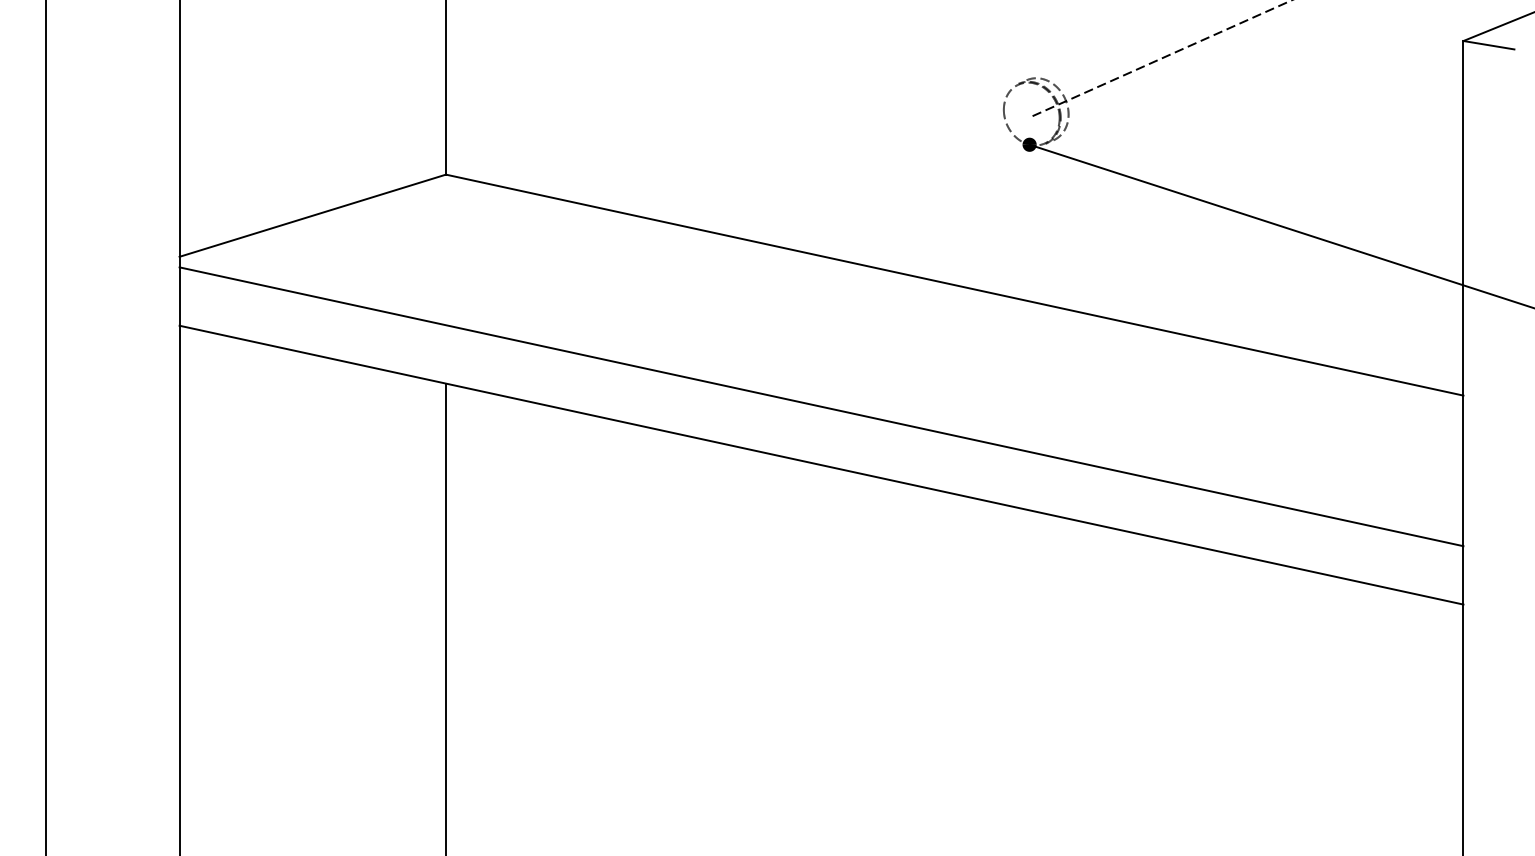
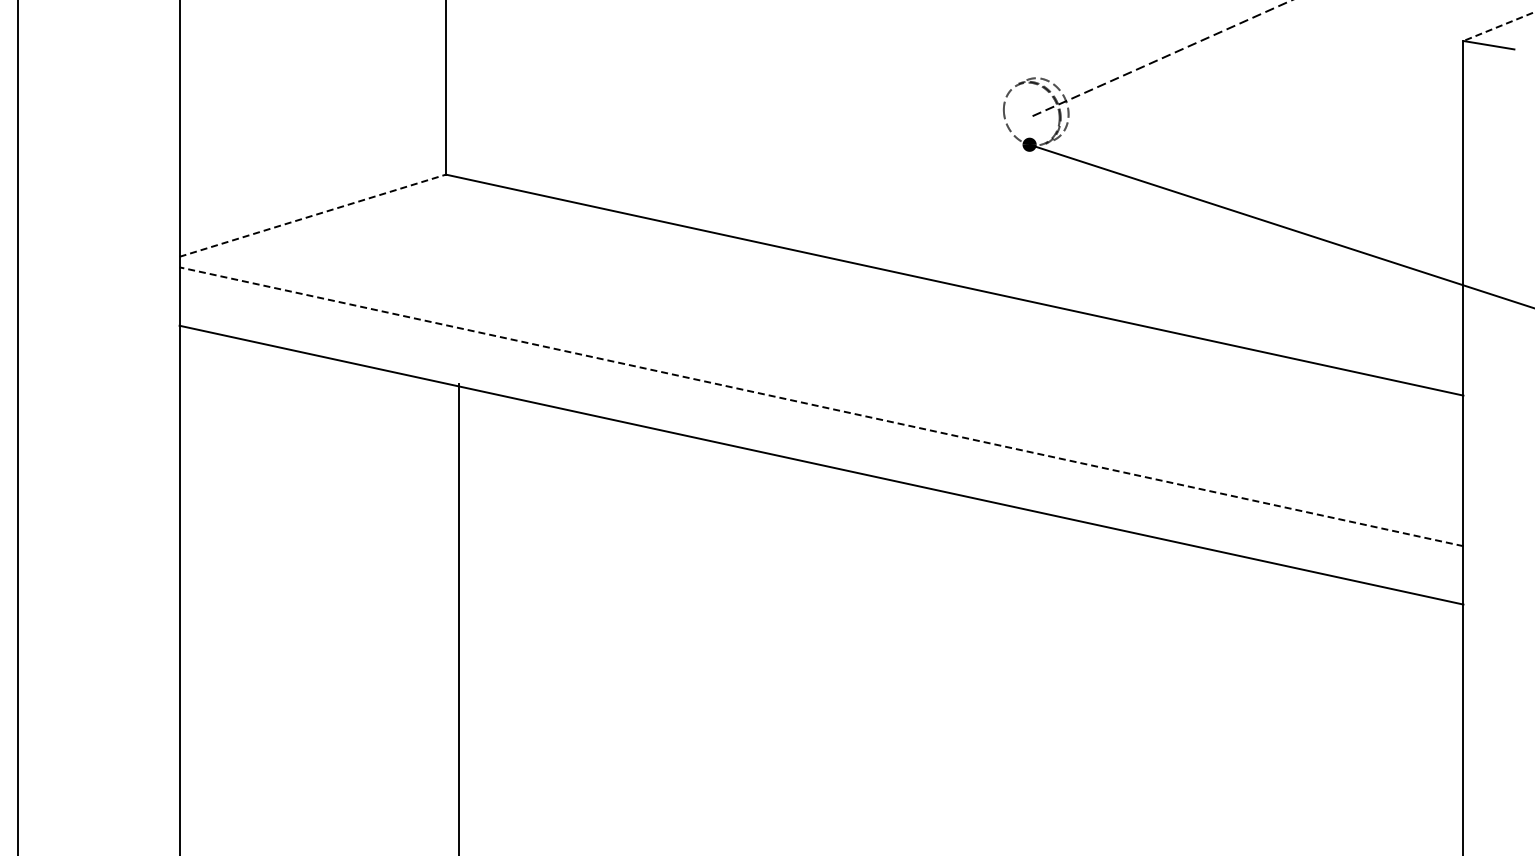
line: solid -> dashed (1498, 26)
line: solid -> dashed (313, 215)
line: solid -> dashed (821, 406)
line position: (46, 427) -> (18, 427) (18, 427)
line position: (446, 617) -> (459, 617) (459, 617)
